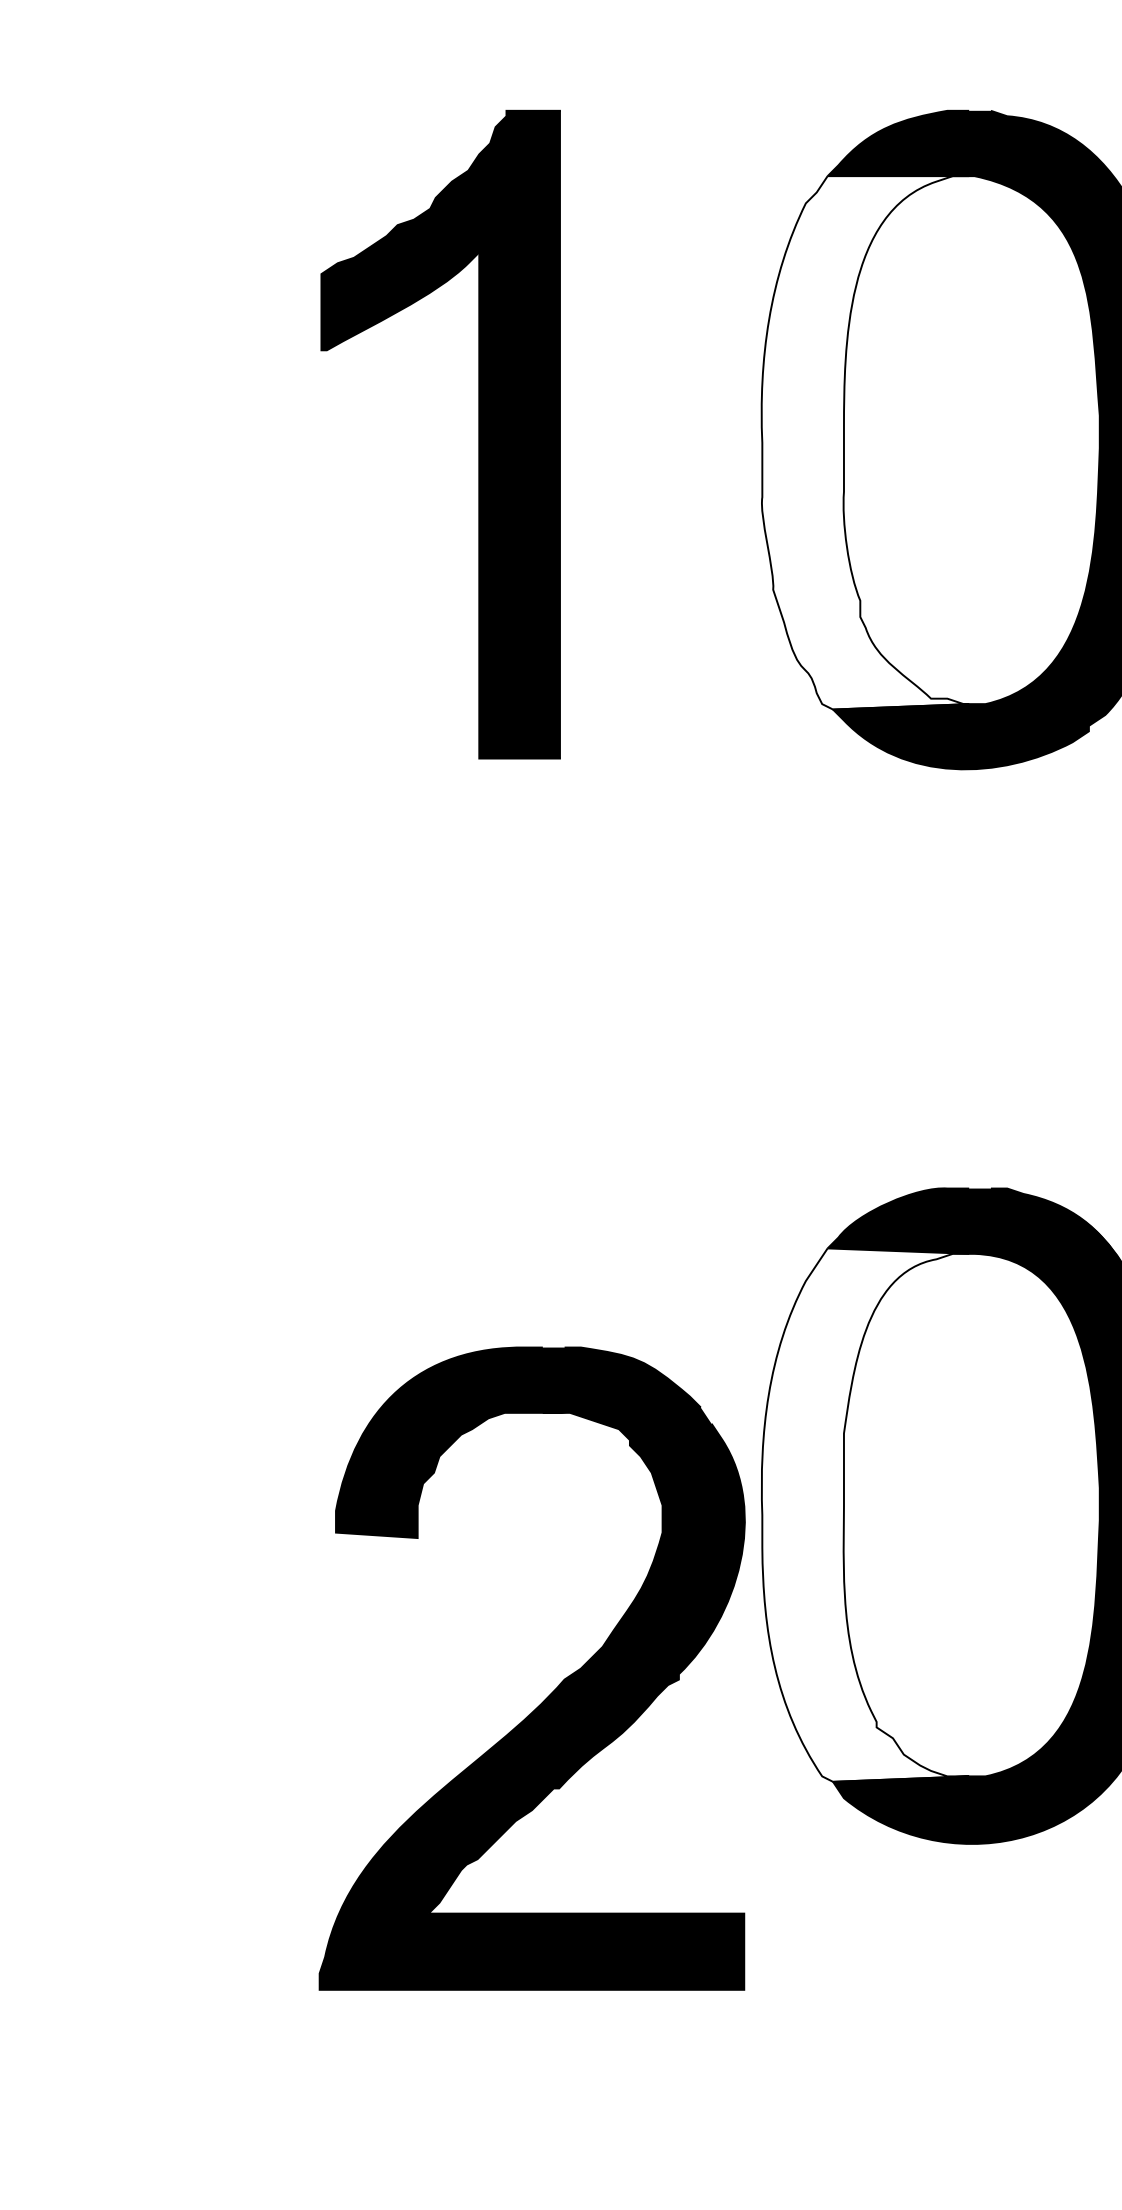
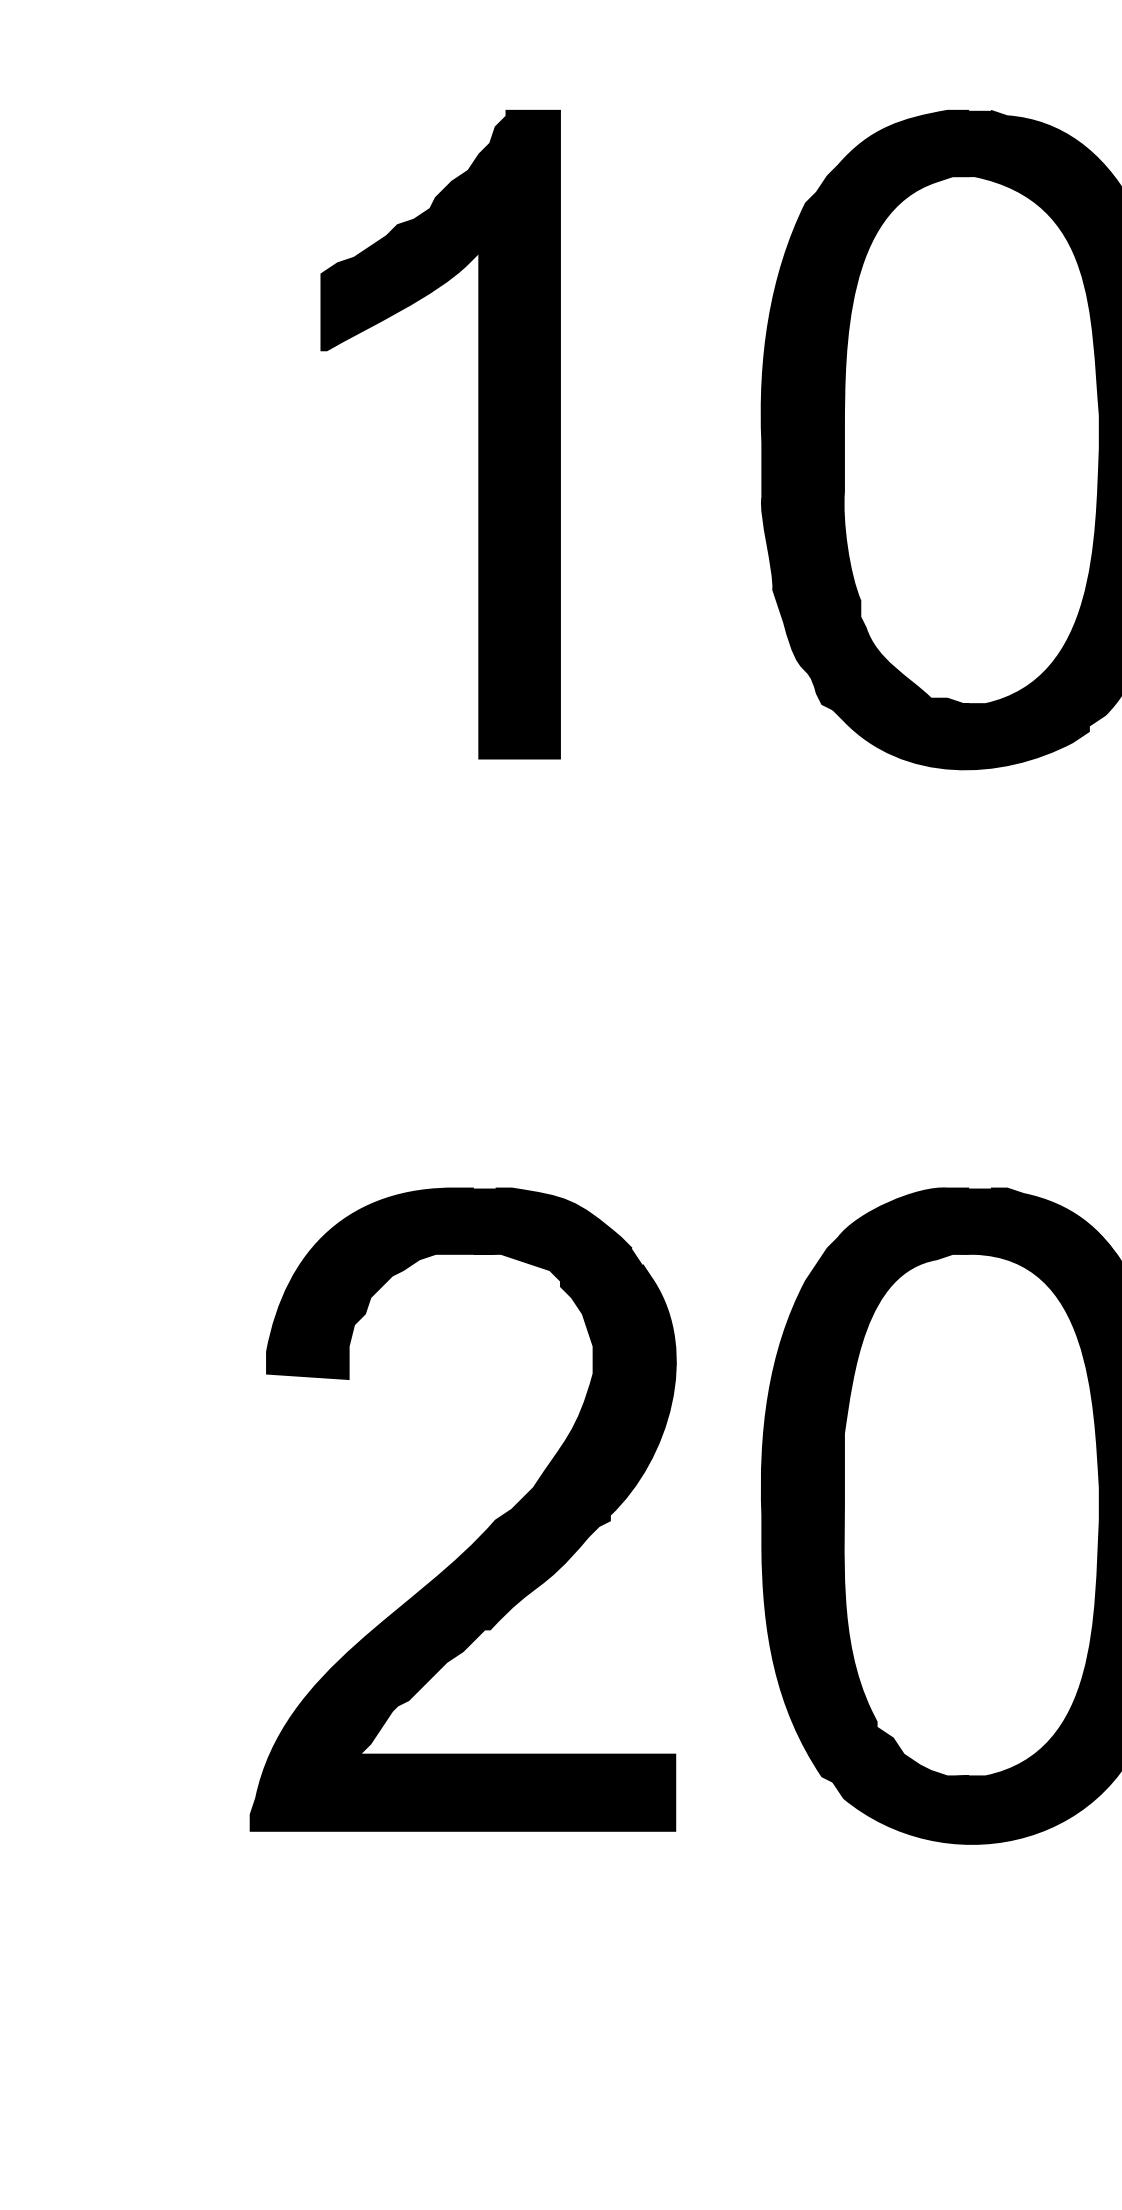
fill: none -> present (865, 442)
fill: none -> present (865, 1514)
part position: (553, 1690) -> (484, 1531) (484, 1531)
